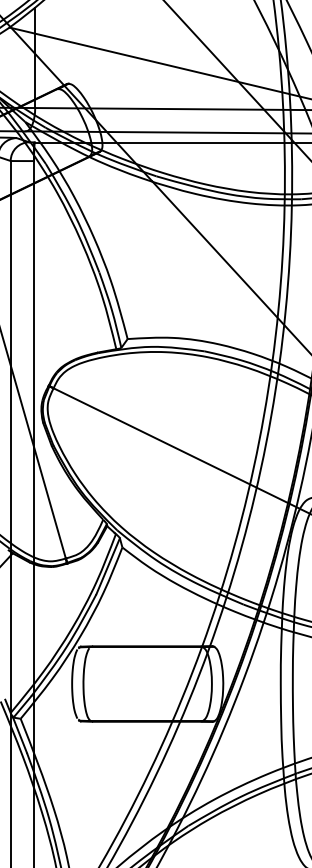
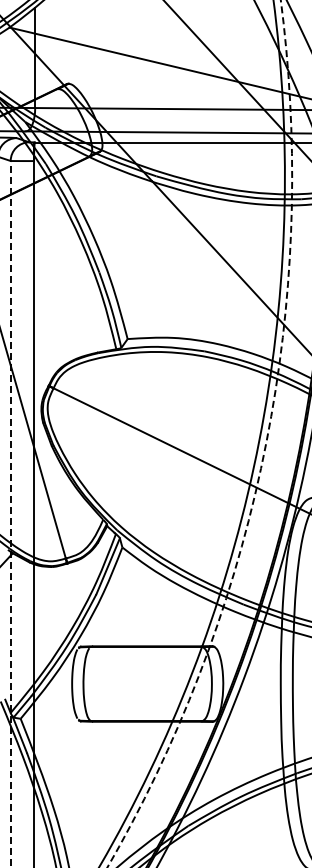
arc: solid -> dashed (265, 445)
line: solid -> dashed (10, 513)
